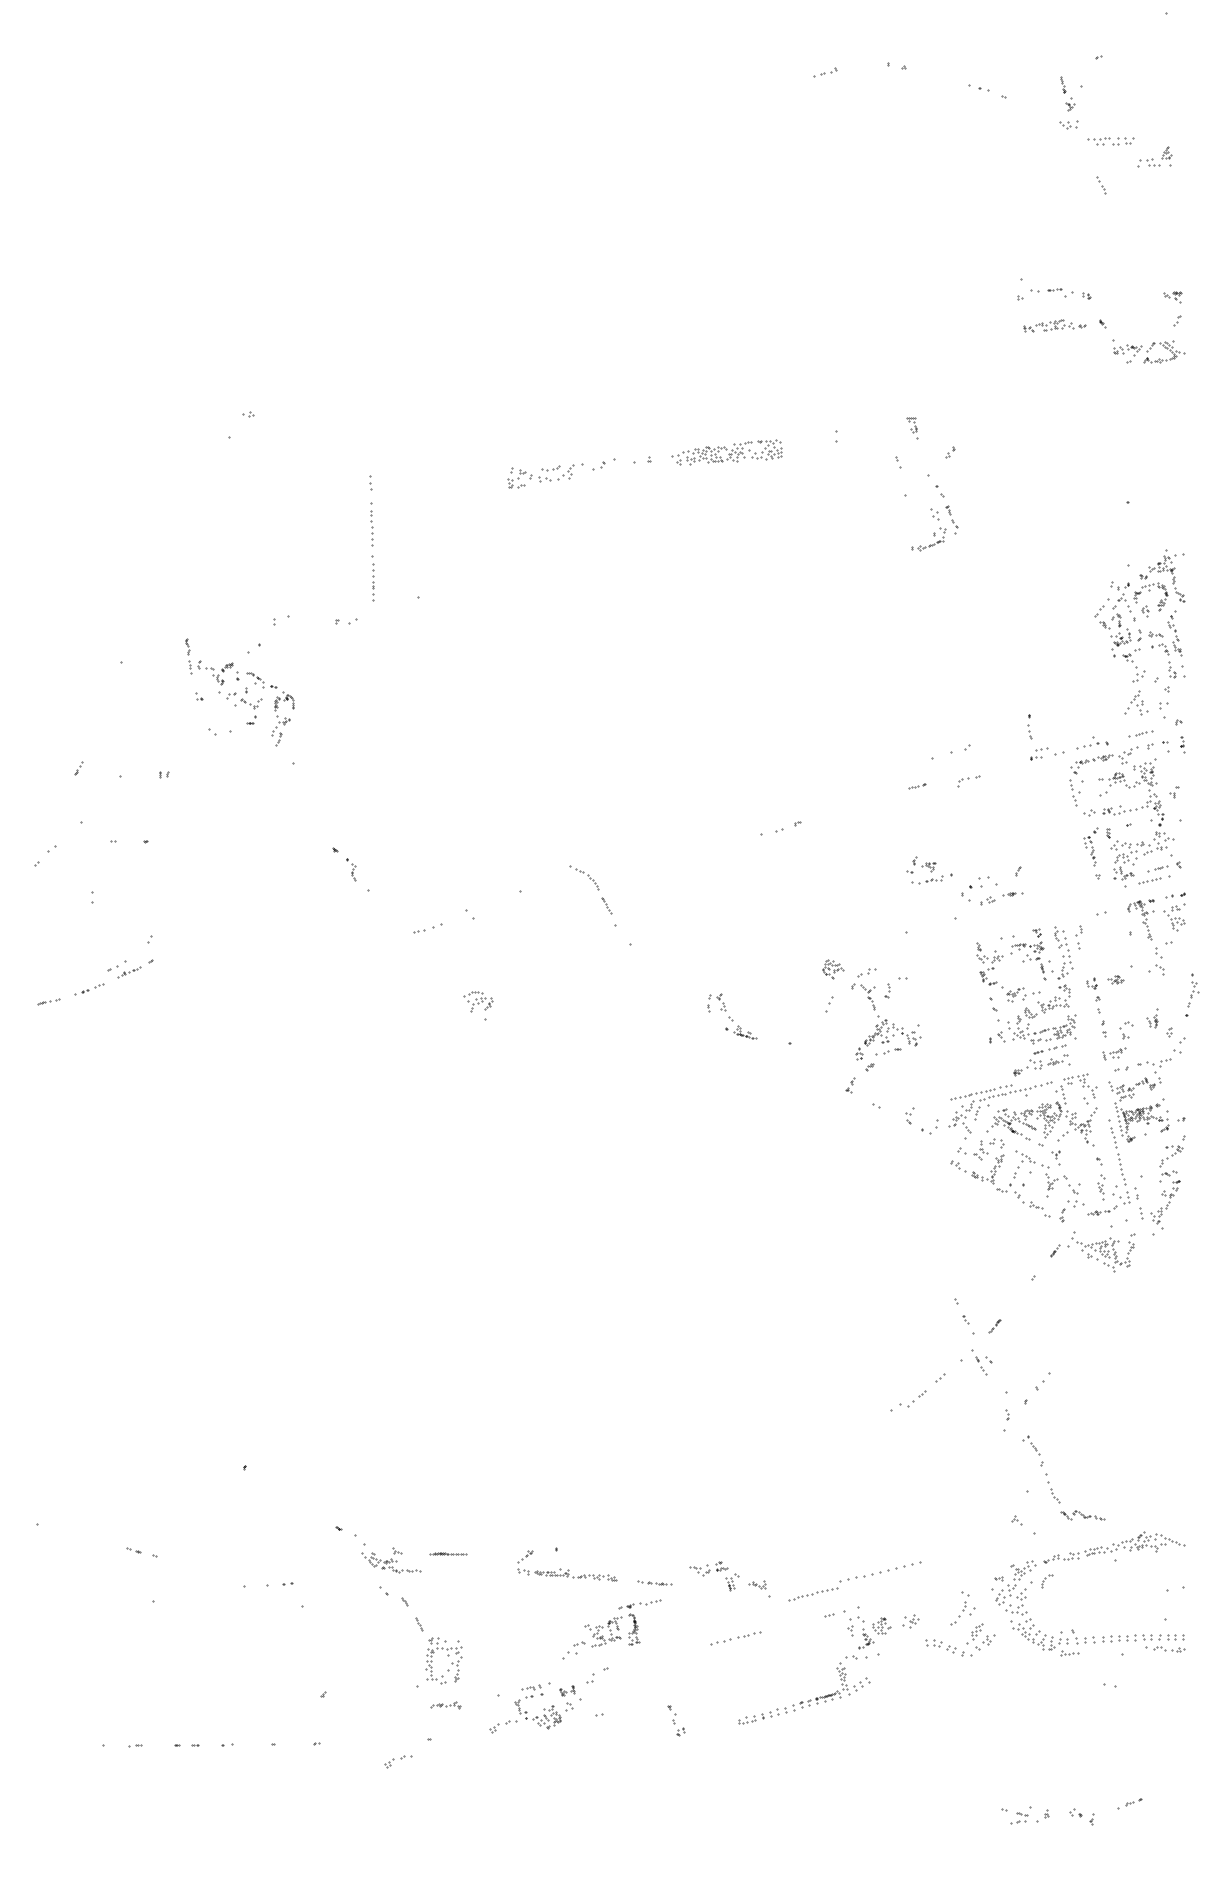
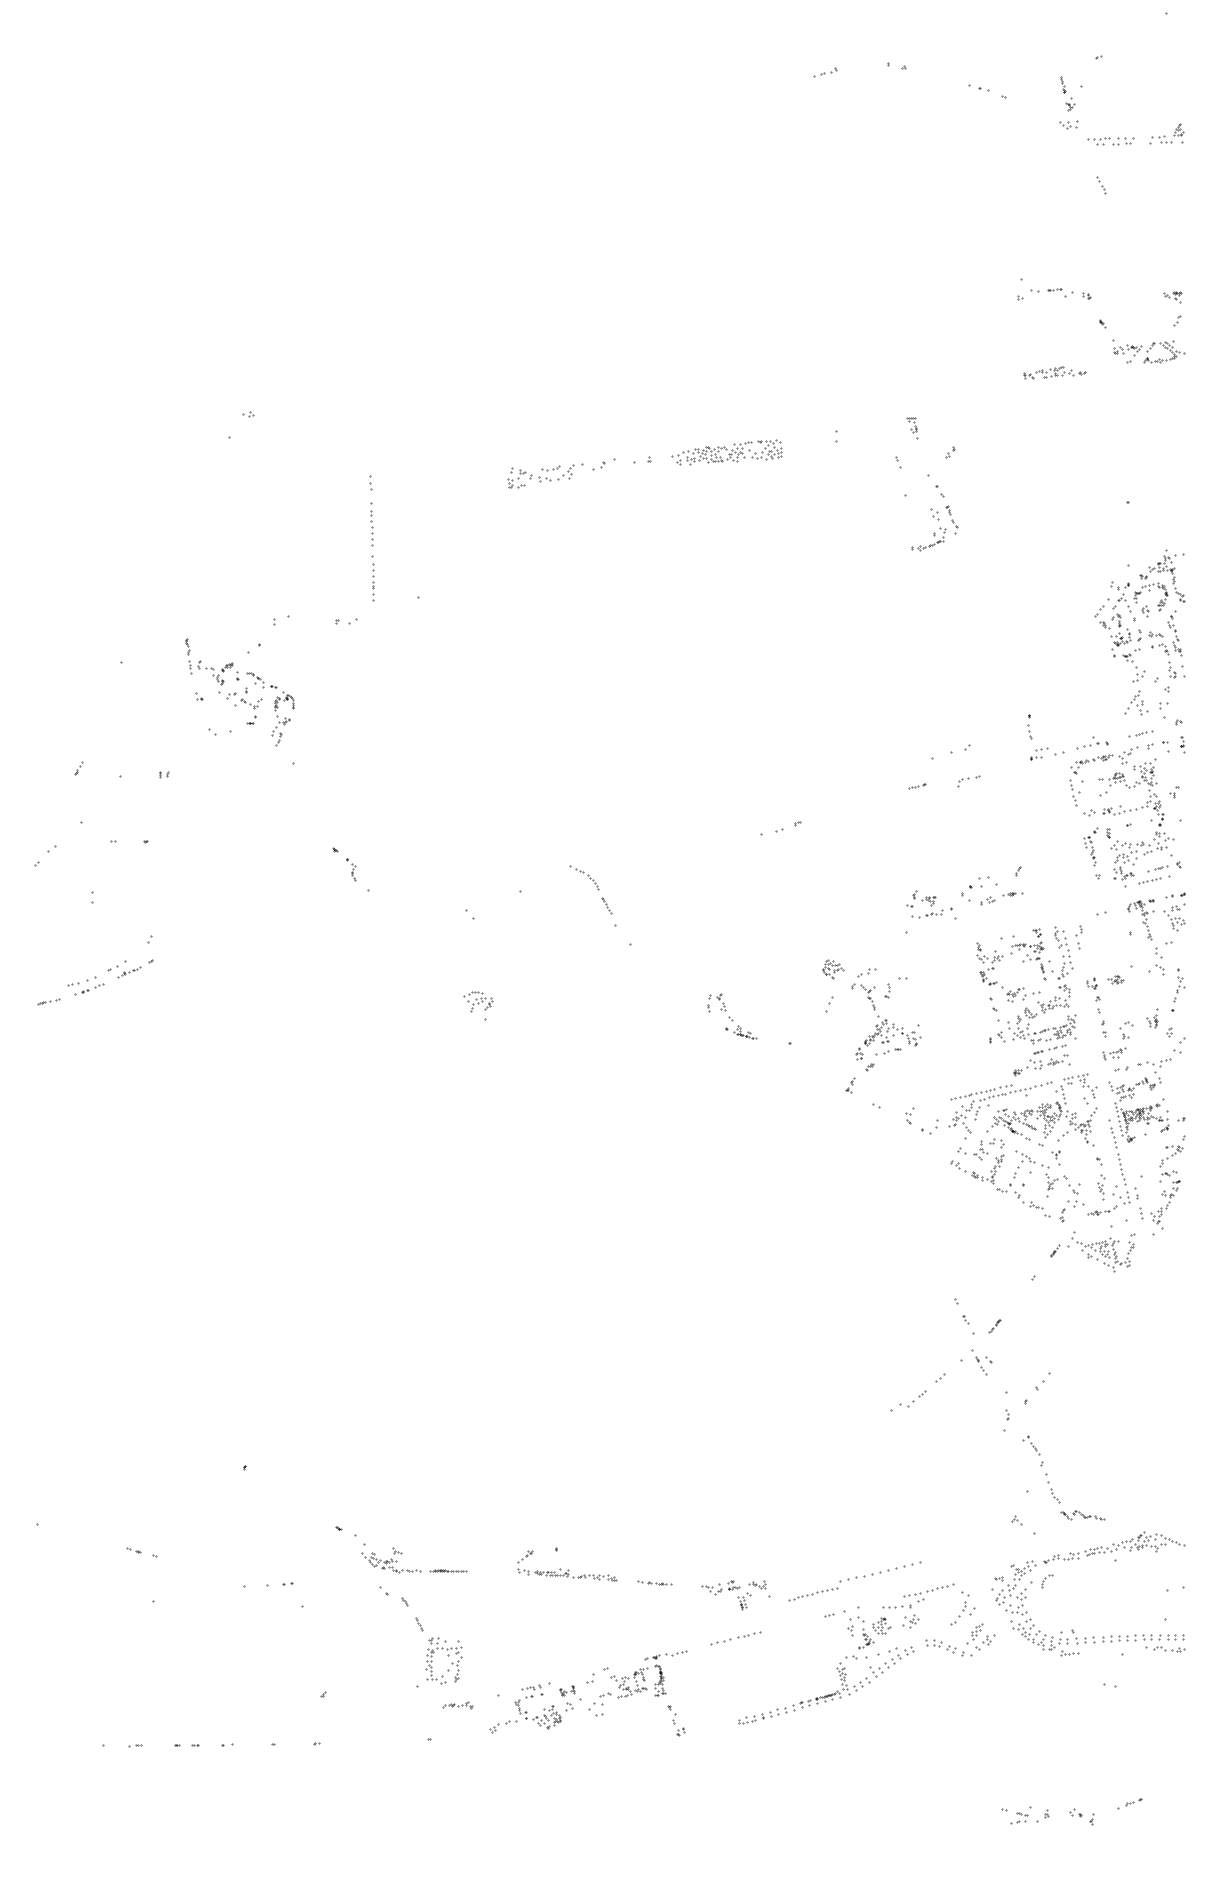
part position: (1154, 156) -> (1166, 133) (1166, 133)
part position: (1054, 325) -> (1054, 372) (1054, 372)
part position: (929, 870) -> (929, 904) (929, 904)
part position: (427, 928) -> (81, 981) (81, 981)
part position: (1192, 994) -> (1178, 989) (1178, 989)
part position: (448, 1553) -> (448, 1570) (448, 1570)
part position: (714, 1576) -> (726, 1595) (726, 1595)
part: none -> present (918, 1595)
part position: (611, 1629) -> (637, 1680) (637, 1680)
part: none -> present (891, 1661)
part position: (445, 1705) -> (457, 1705) (457, 1705)
part: present -> none (398, 1761)
